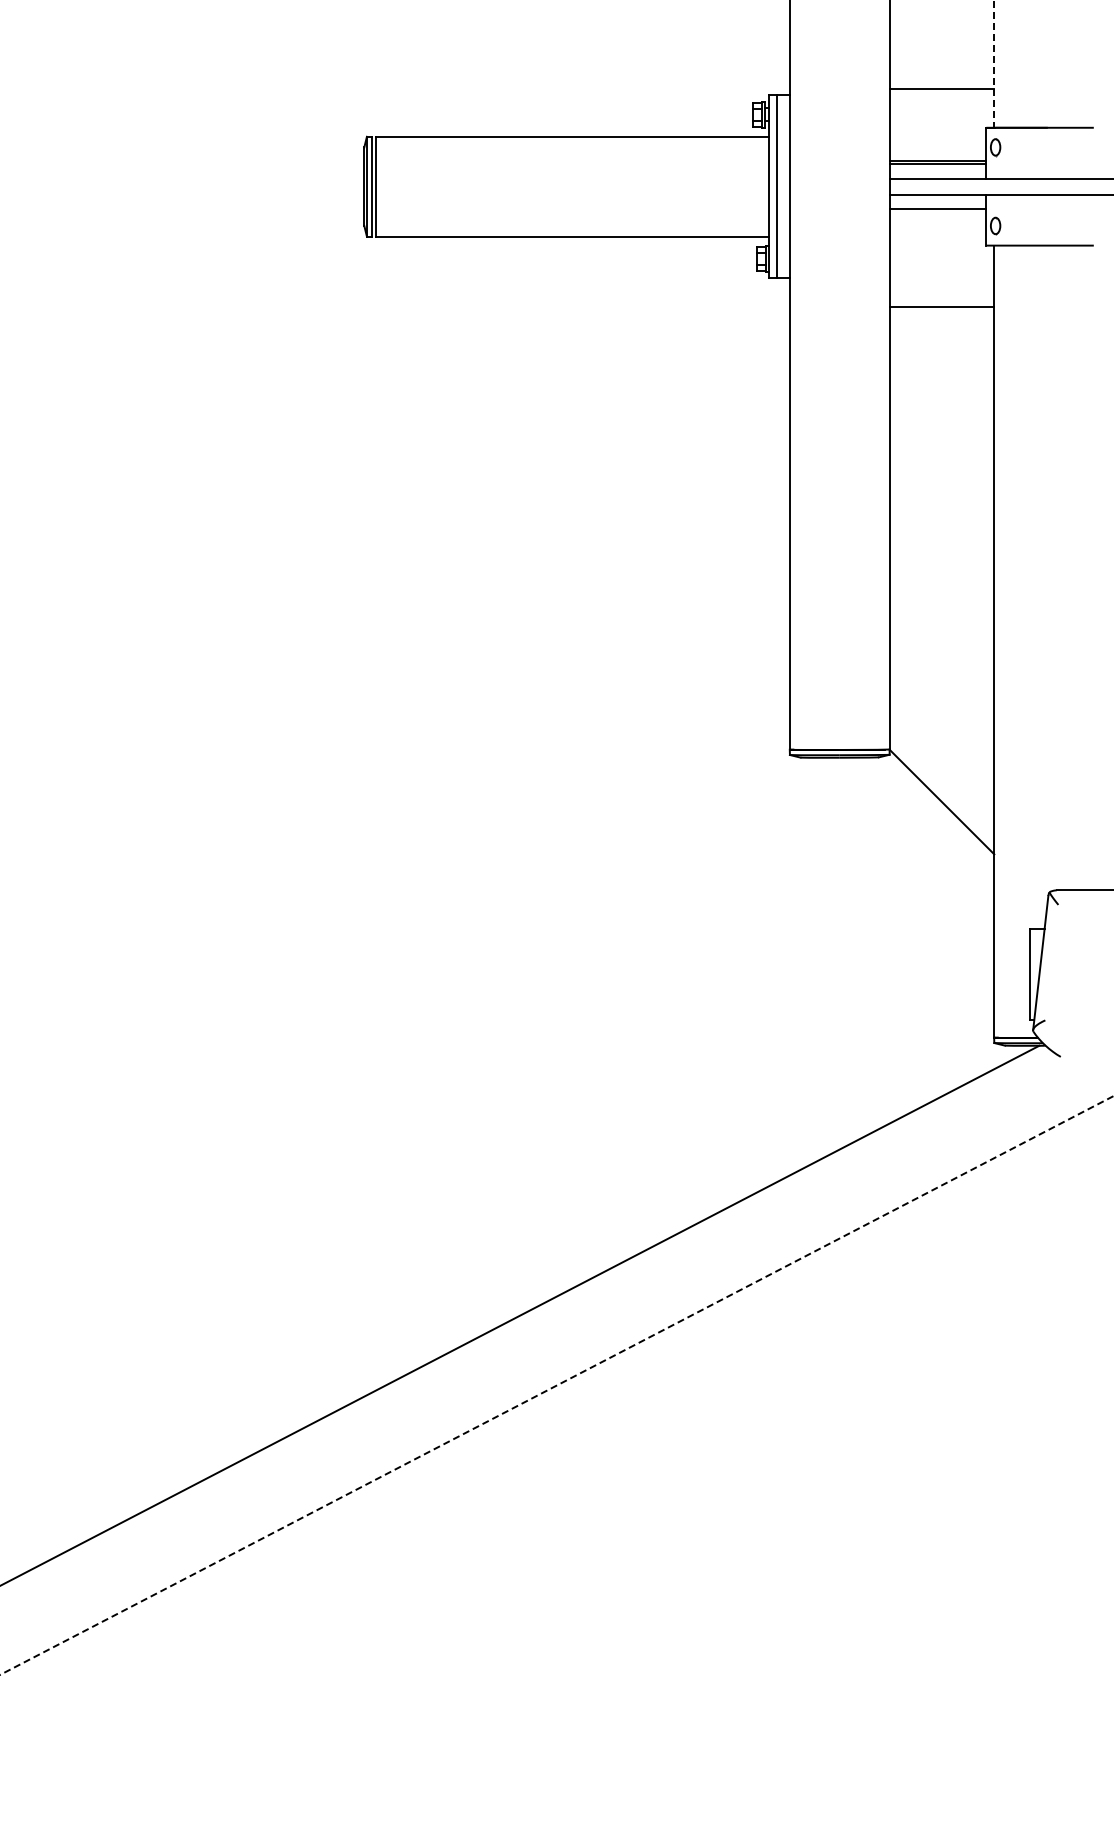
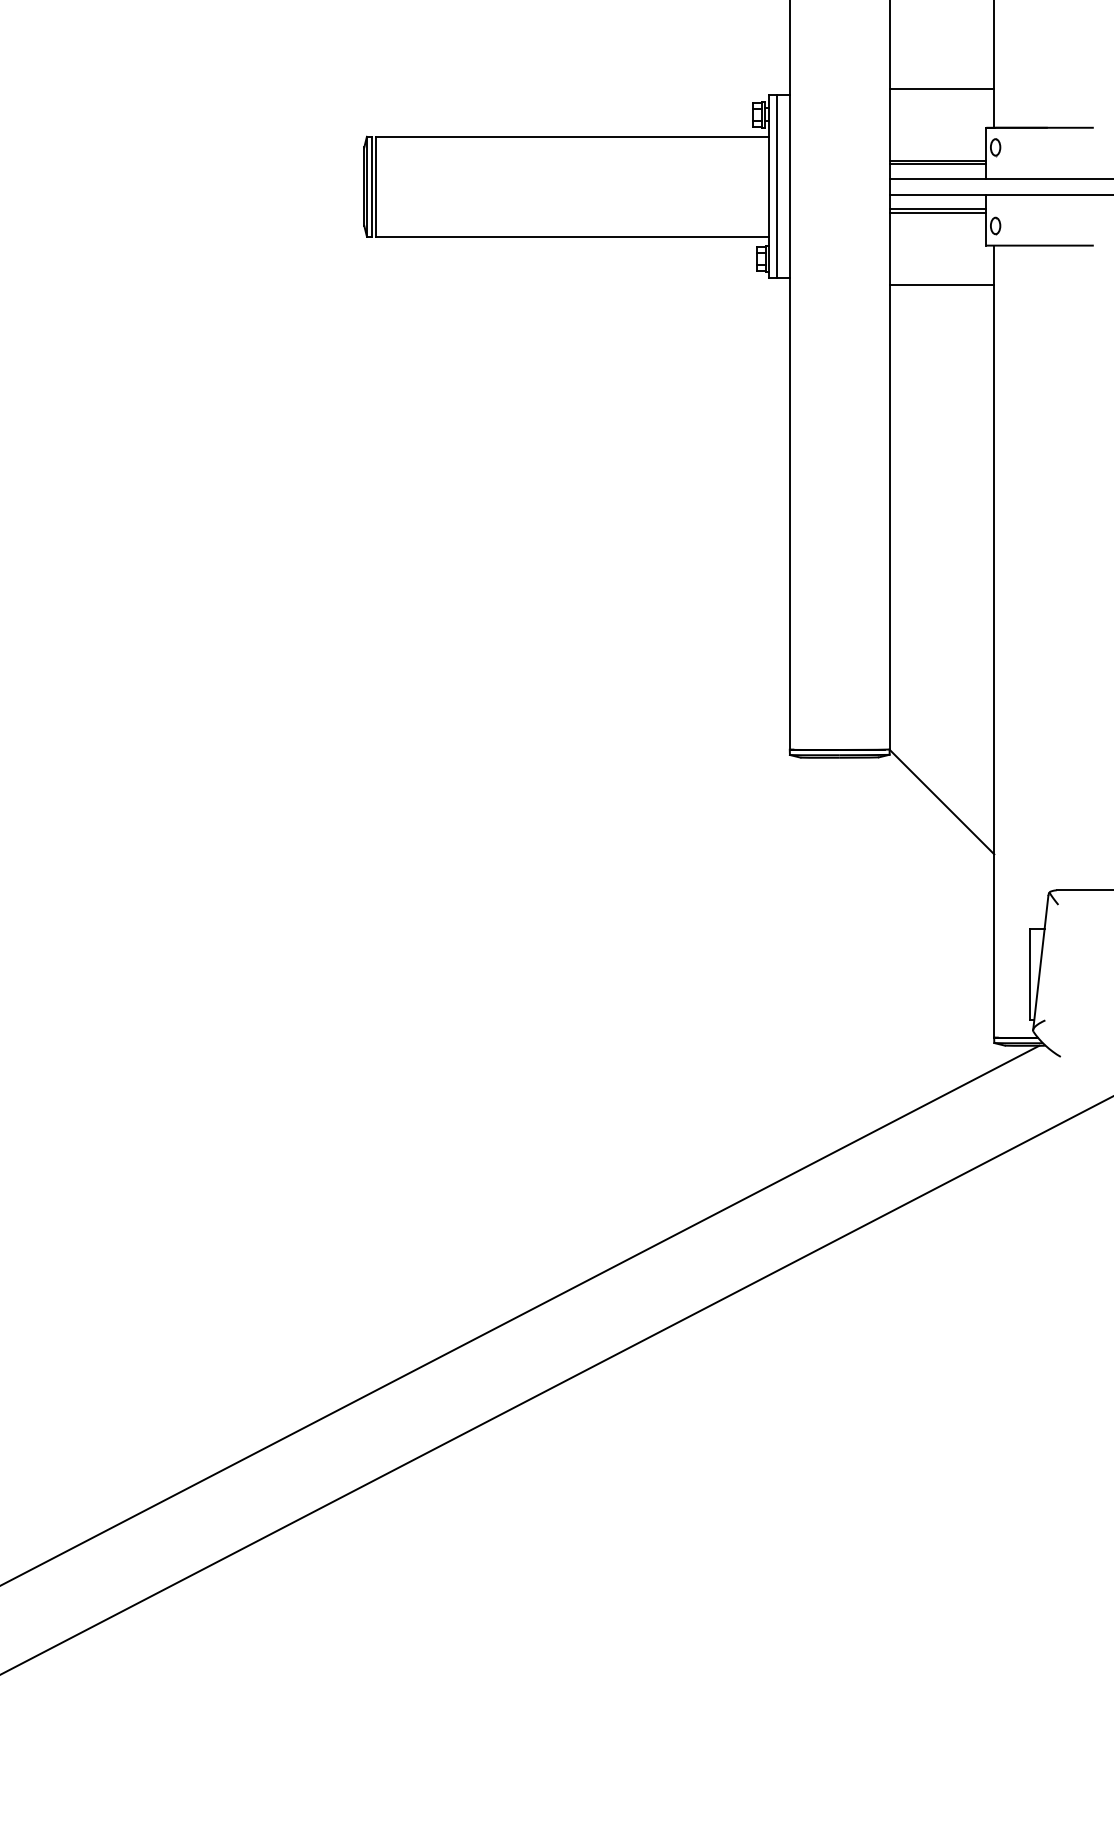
line: dashed -> solid (994, 64)
line: none -> present (937, 212)
line position: (941, 306) -> (941, 284) (941, 284)
line: dashed -> solid (557, 1385)
